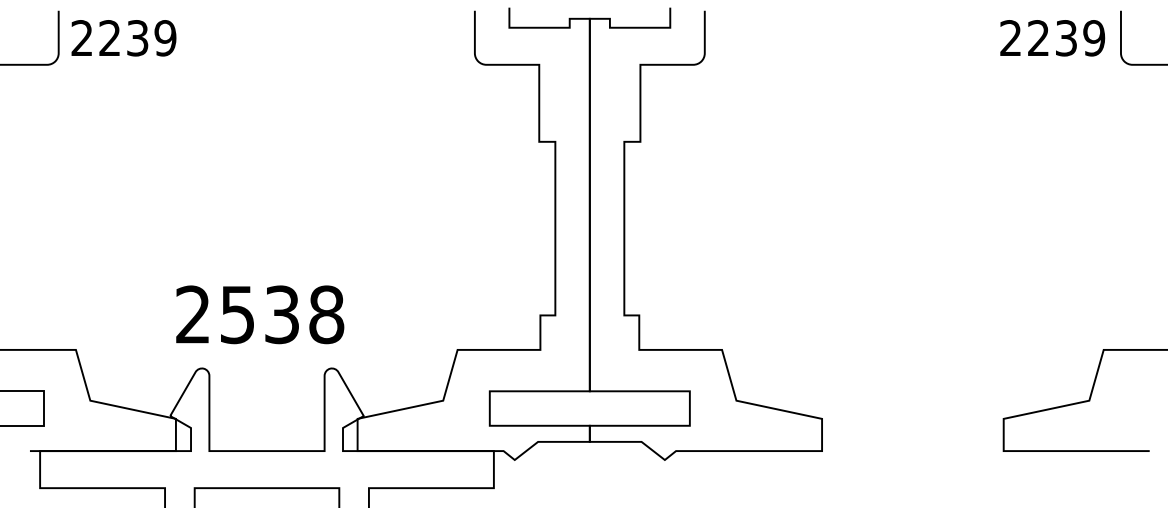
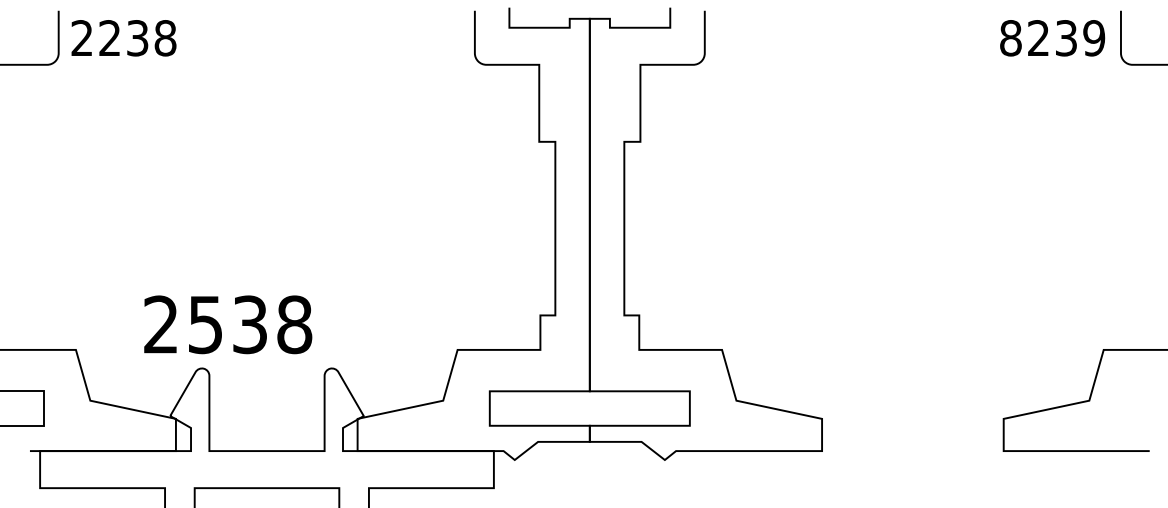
text: 2239 -> 2238 (165, 38)
text: 2239 -> 8239 (1010, 38)
text position: (260, 314) -> (228, 324) (228, 324)
